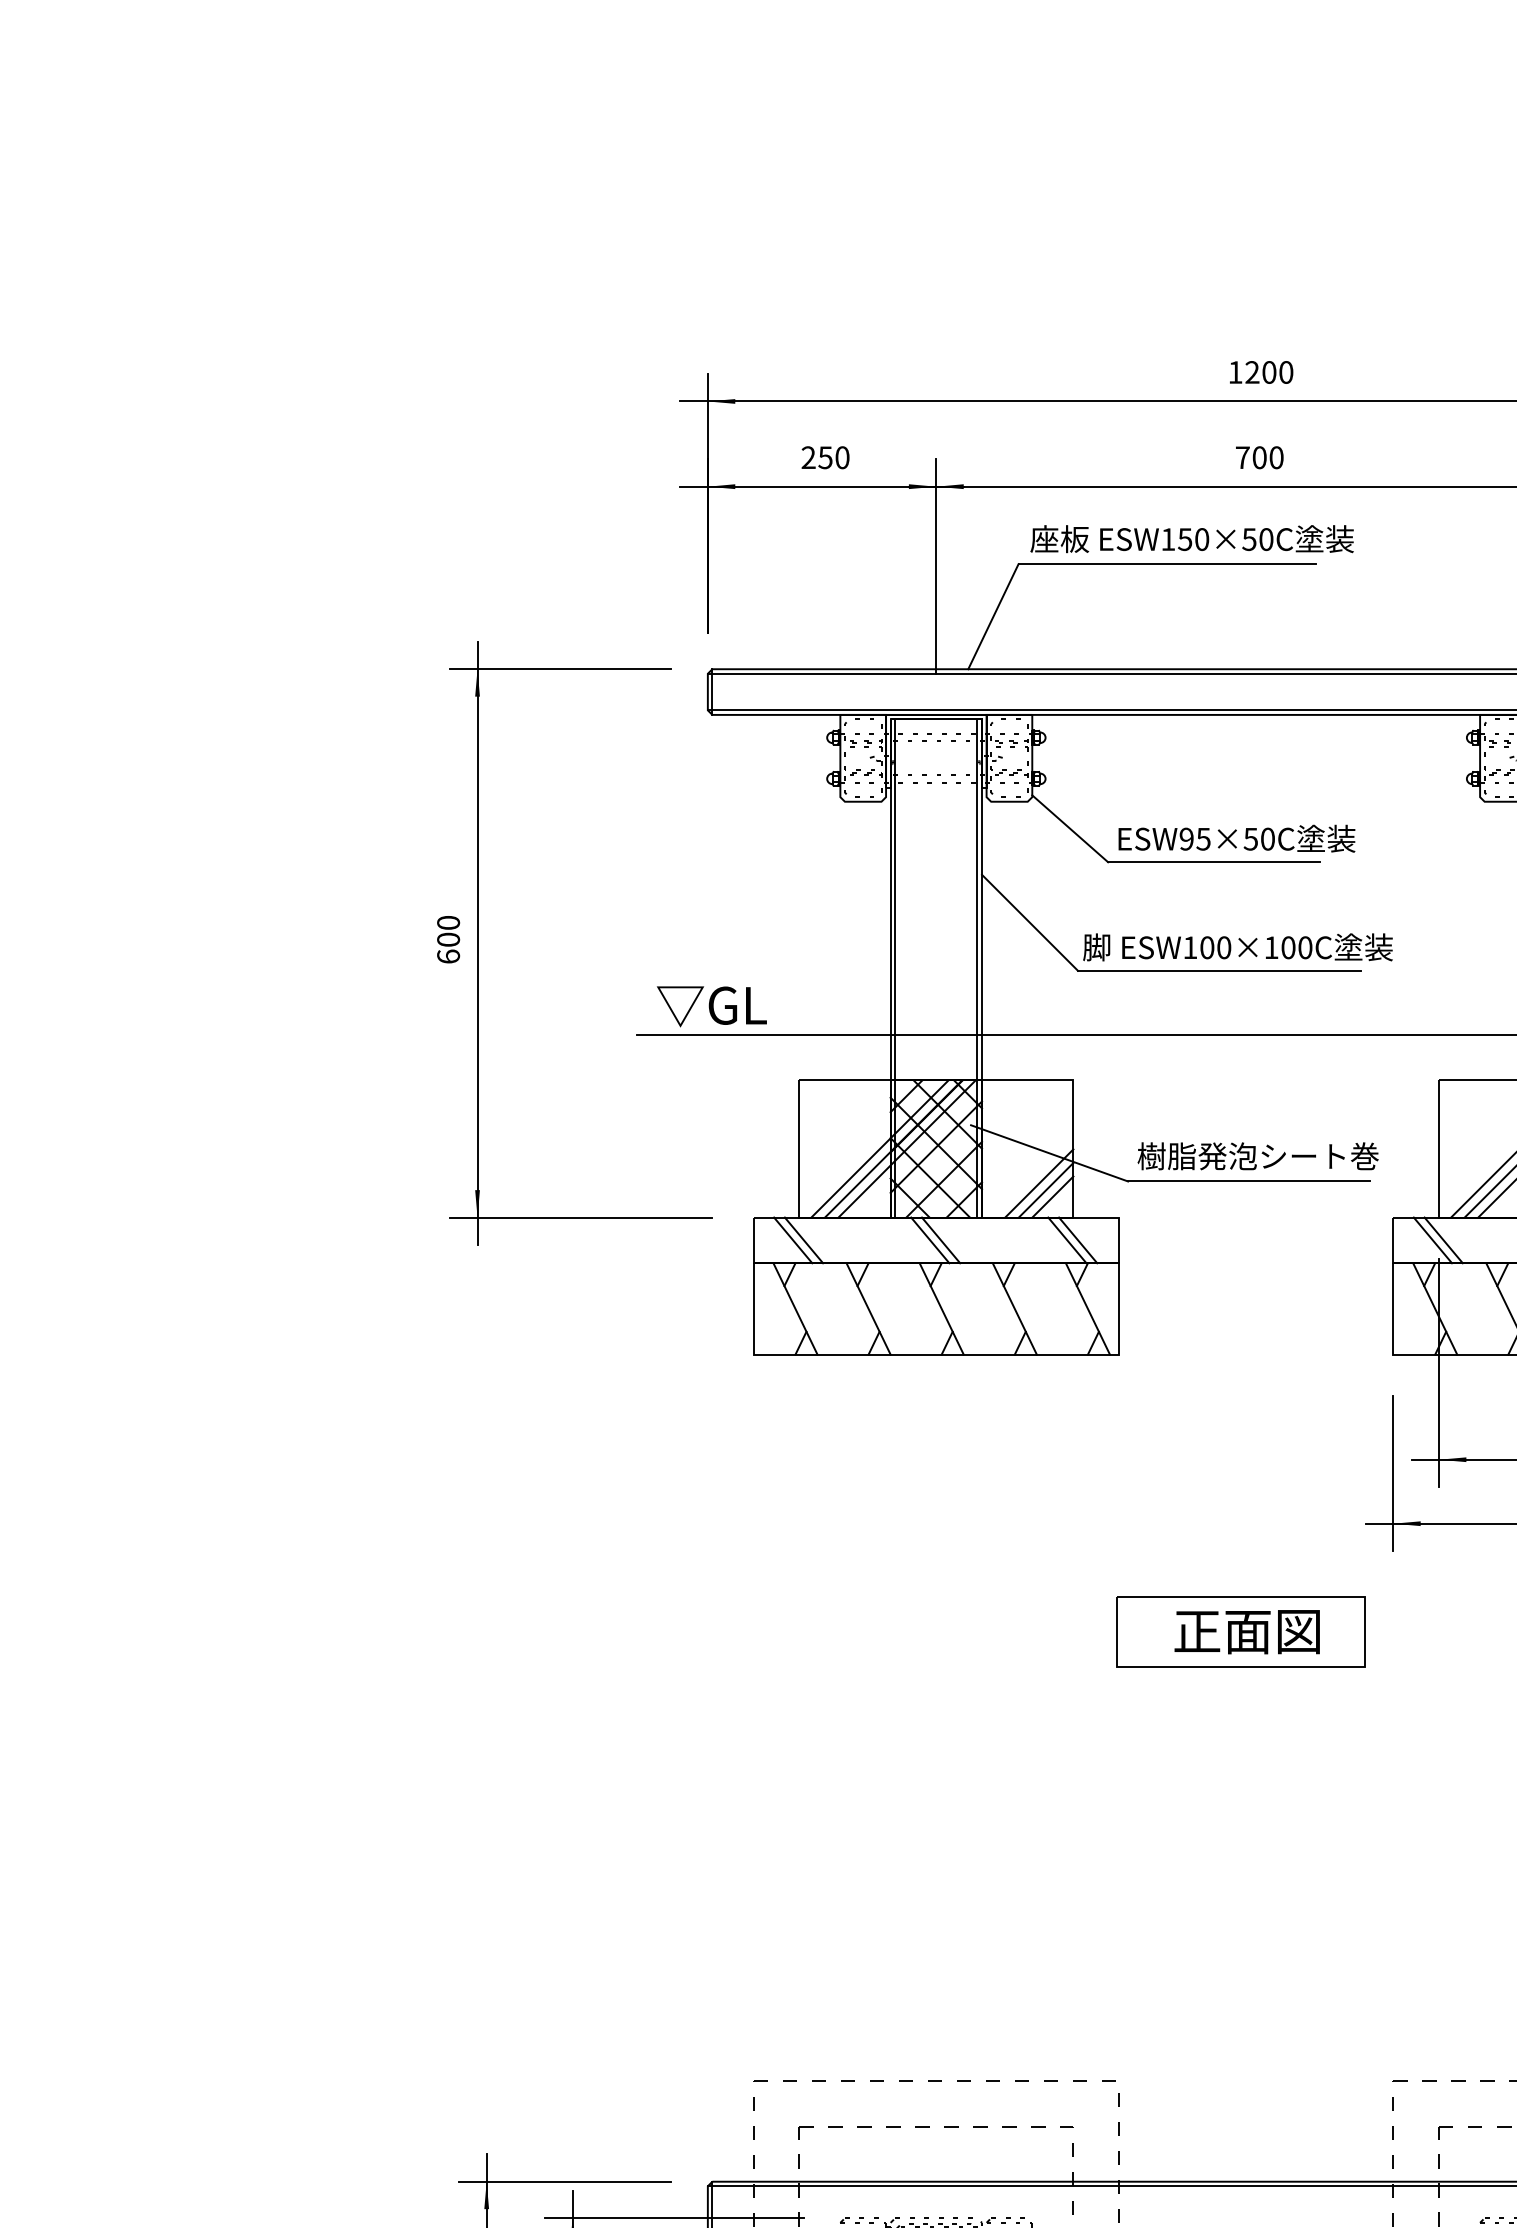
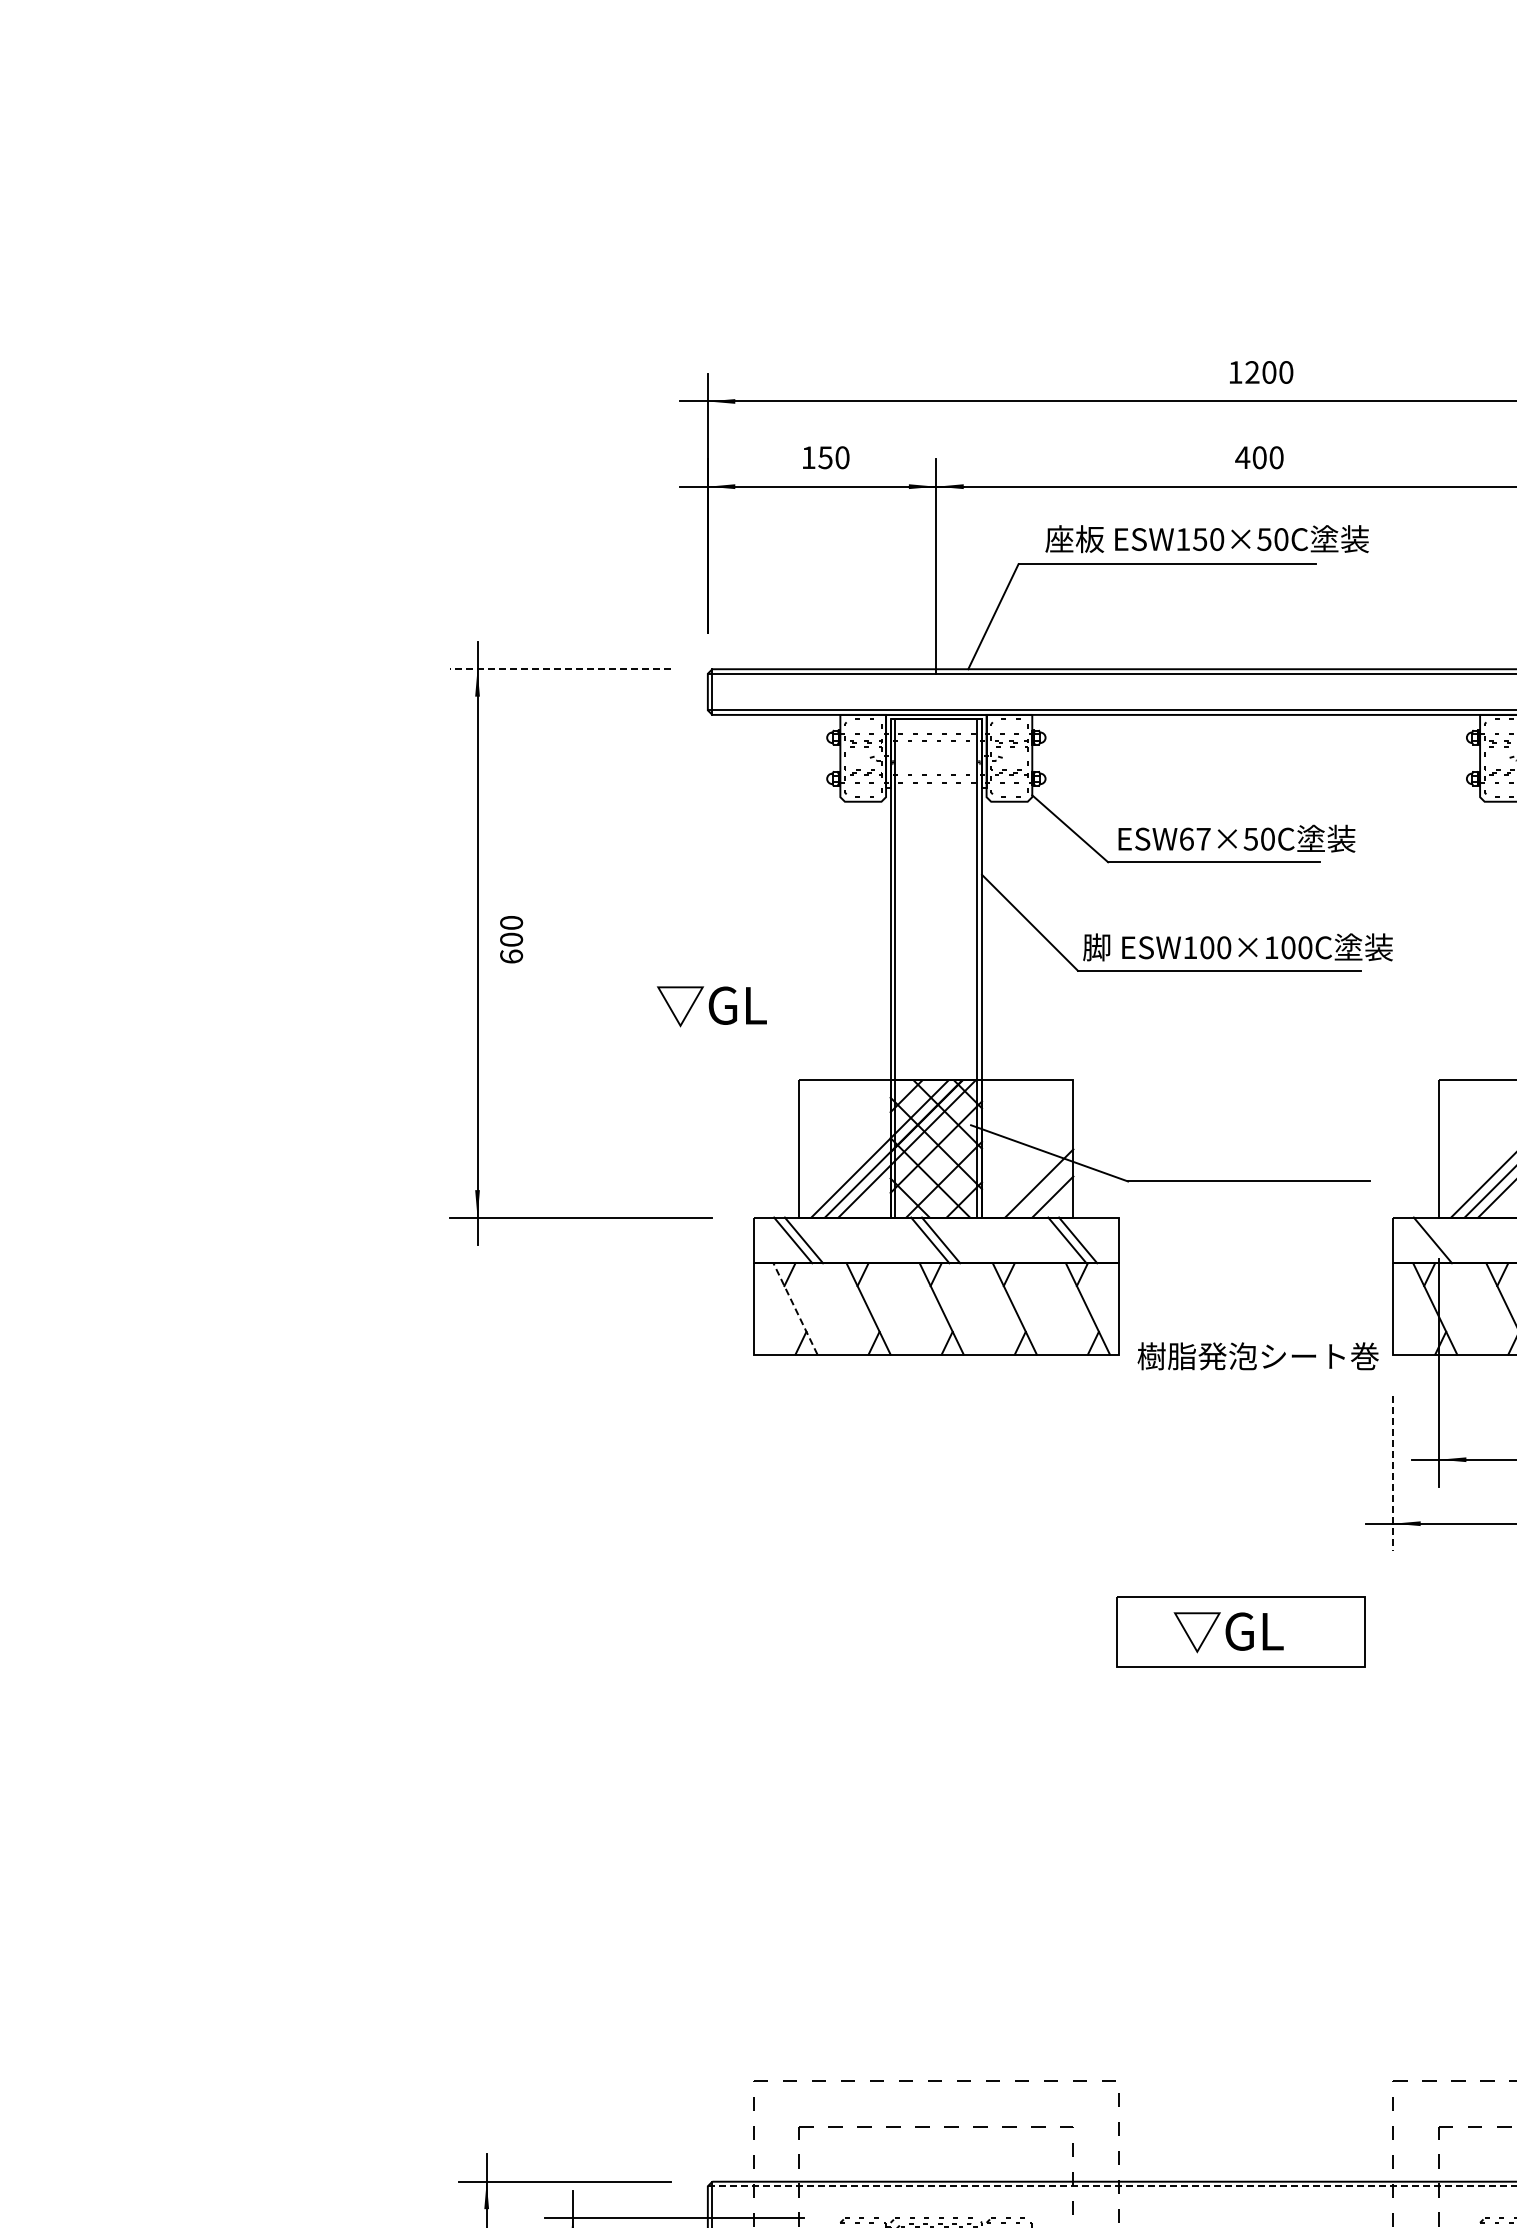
text: 250 -> 150 (808, 457)
text: 700 -> 400 (1242, 457)
text position: (1191, 539) -> (1206, 539) (1206, 539)
line: solid -> dashed (560, 669)
text: ESW95×50C -> ESW67×50C (1194, 838)
text position: (448, 939) -> (511, 939) (511, 939)
line: present -> none (1074, 1034)
text position: (1257, 1156) -> (1257, 1356) (1257, 1356)
line: present -> none (1045, 1190)
line: present -> none (1443, 1240)
line: solid -> dashed (795, 1308)
line: solid -> dashed (1393, 1473)
text: 正面図 -> ▽GL (1246, 1632)
line: solid -> dashed (1112, 2186)
